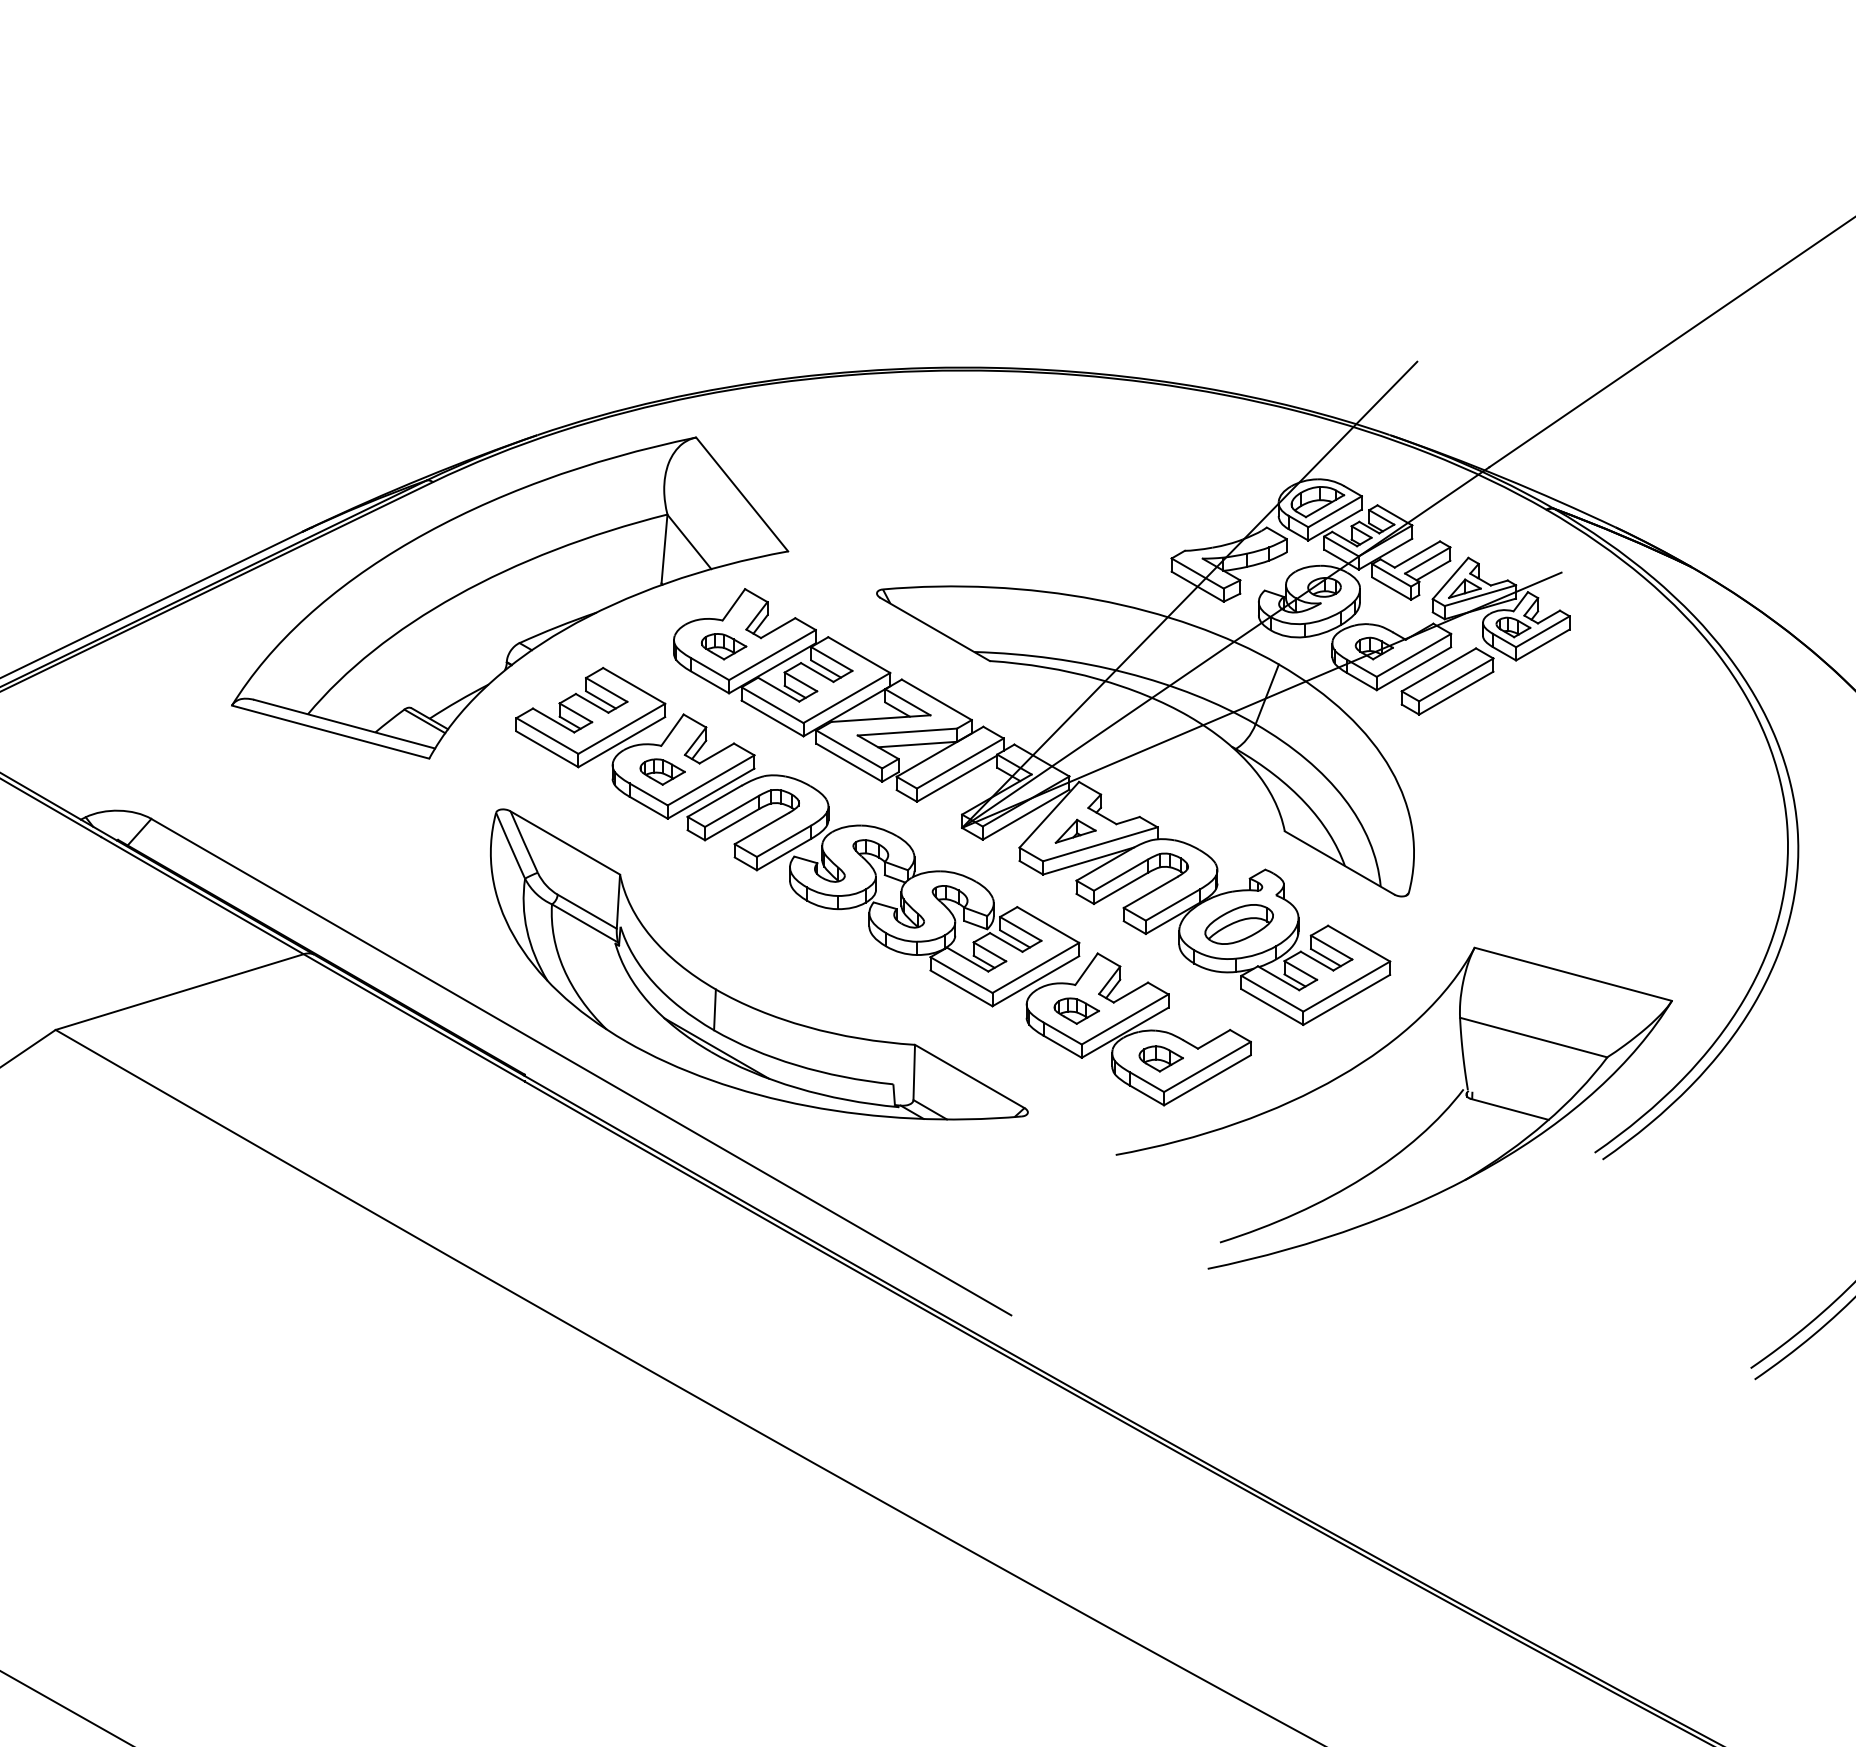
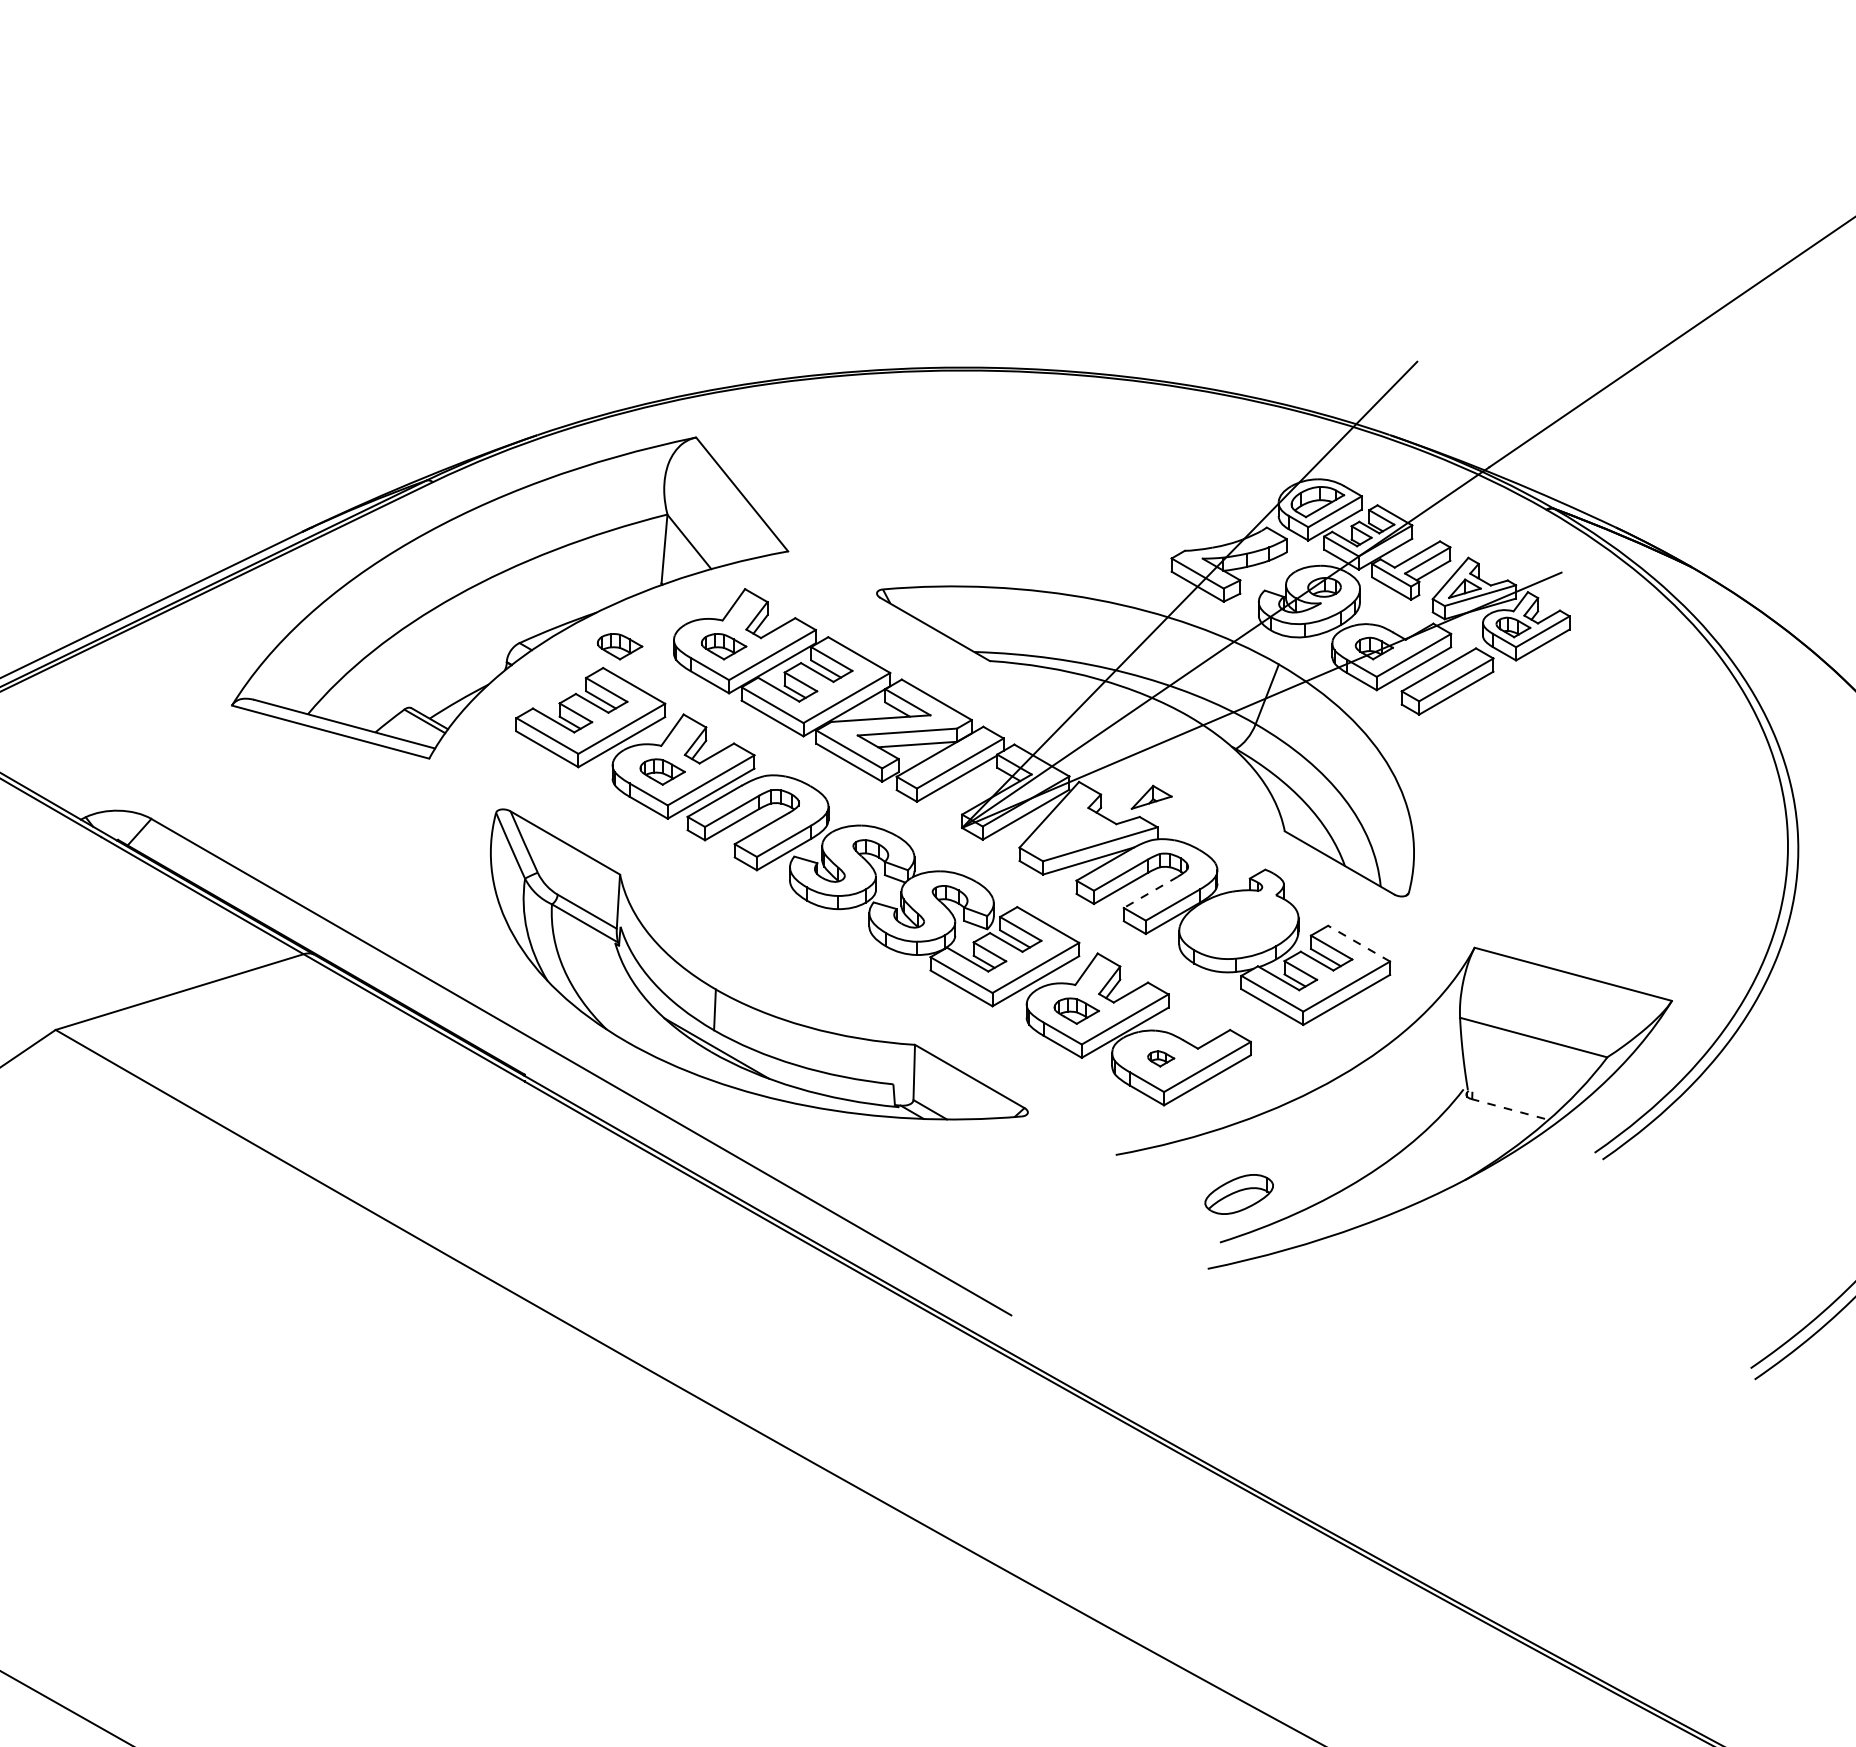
part: none -> present (620, 646)
part position: (1075, 830) -> (1151, 796) (1151, 796)
line: solid -> dashed (1150, 892)
part position: (1238, 924) -> (1238, 1194) (1238, 1194)
line: solid -> dashed (1359, 943)
part size: 46x28 px -> 29x18 px (1161, 1058)
line: solid -> dashed (1510, 1109)
